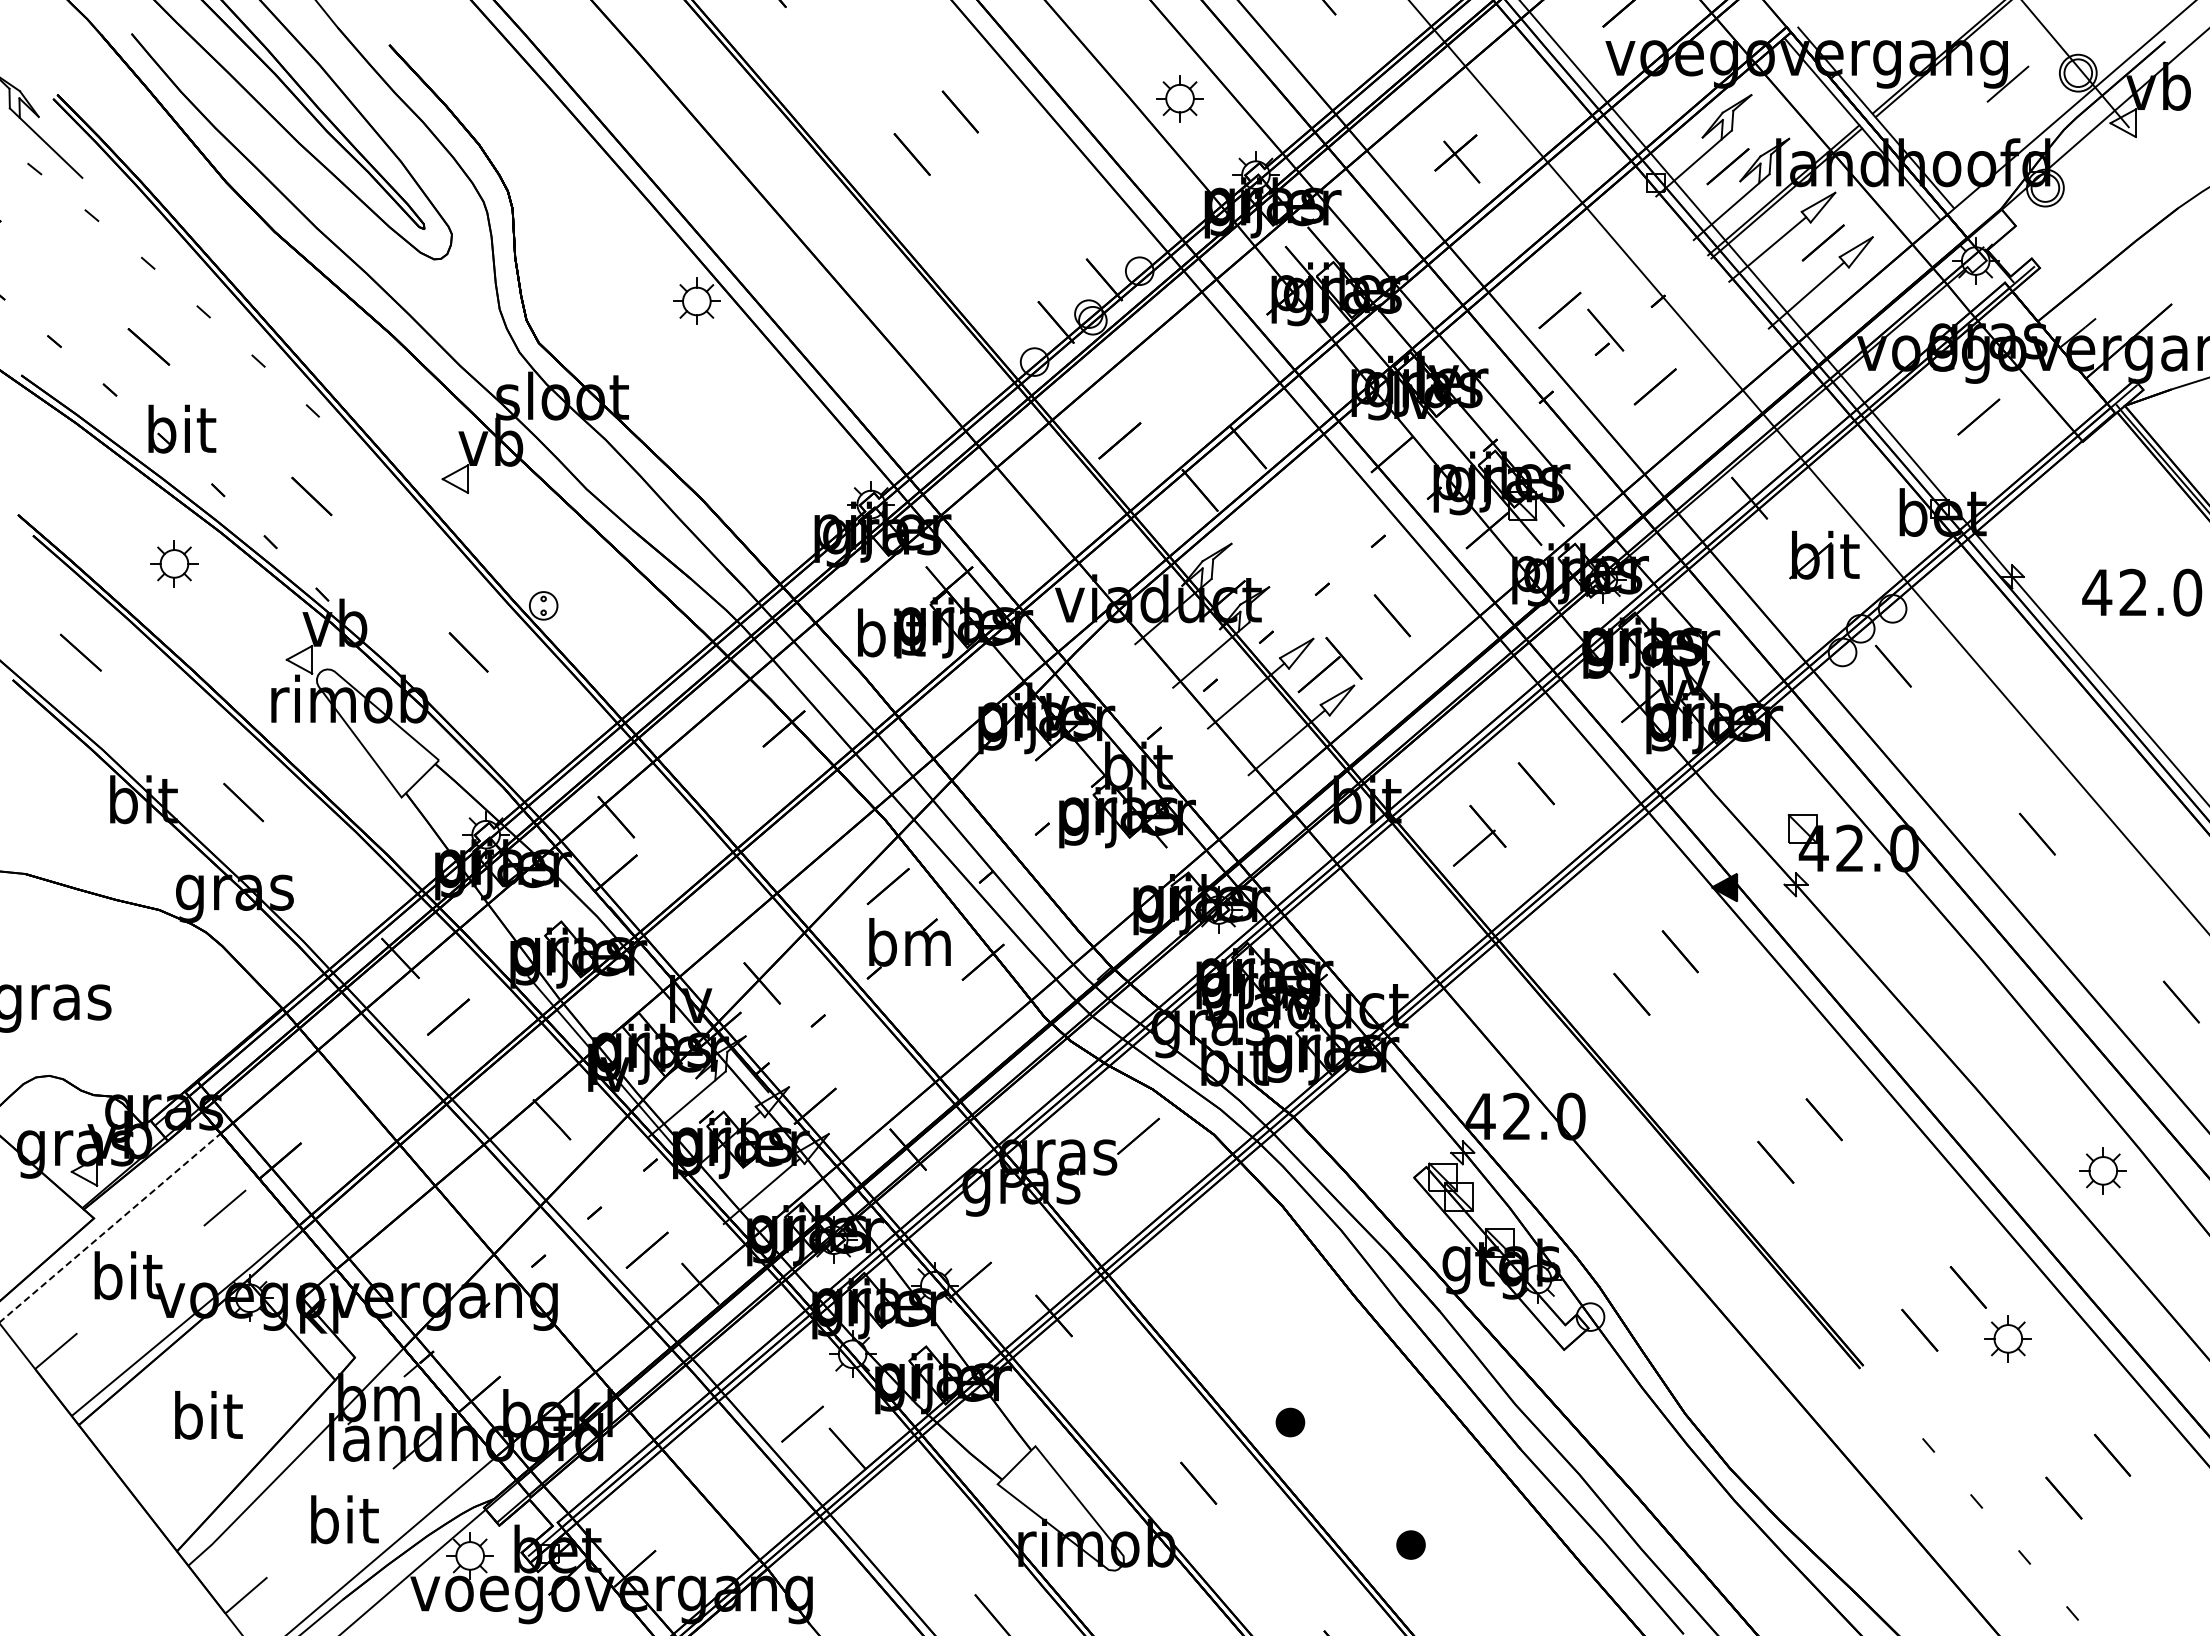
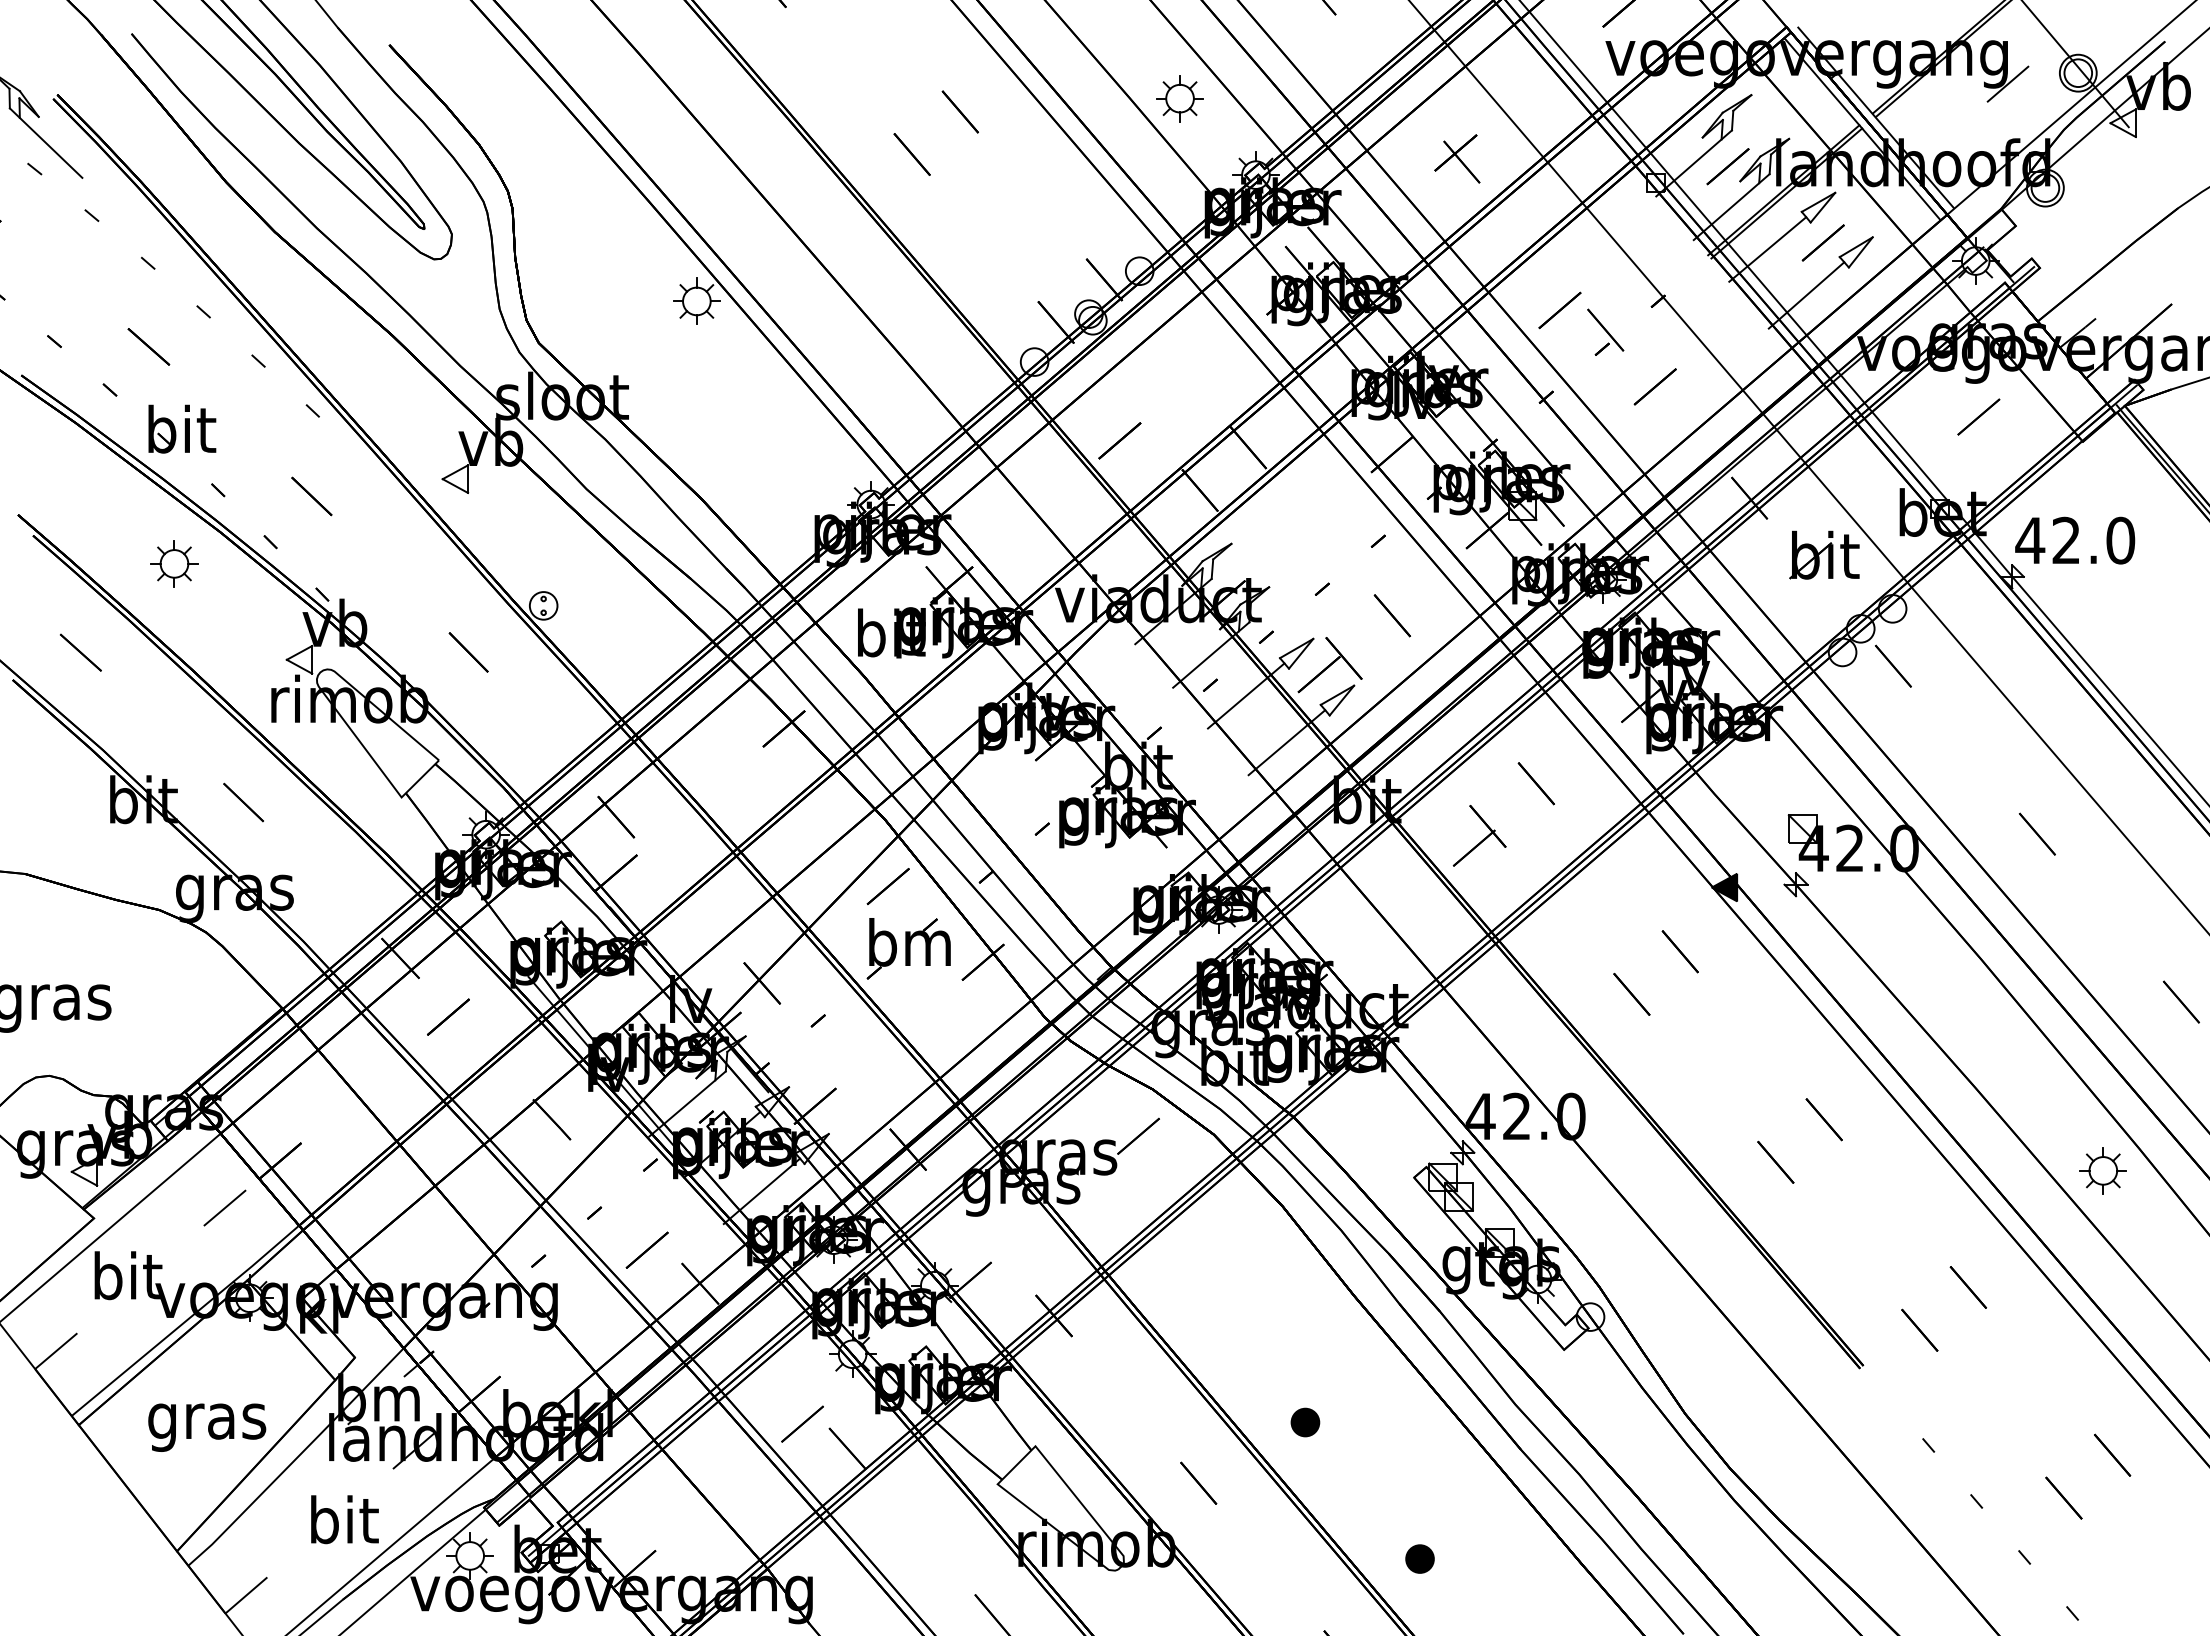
text position: (2142, 592) -> (2075, 540) (2075, 540)
line: dashed -> solid (110, 1227)
part: present -> none (2007, 1338)
text: bit -> gras (207, 1421)
part position: (1290, 1422) -> (1305, 1422) (1305, 1422)
part position: (1410, 1544) -> (1419, 1558) (1419, 1558)
